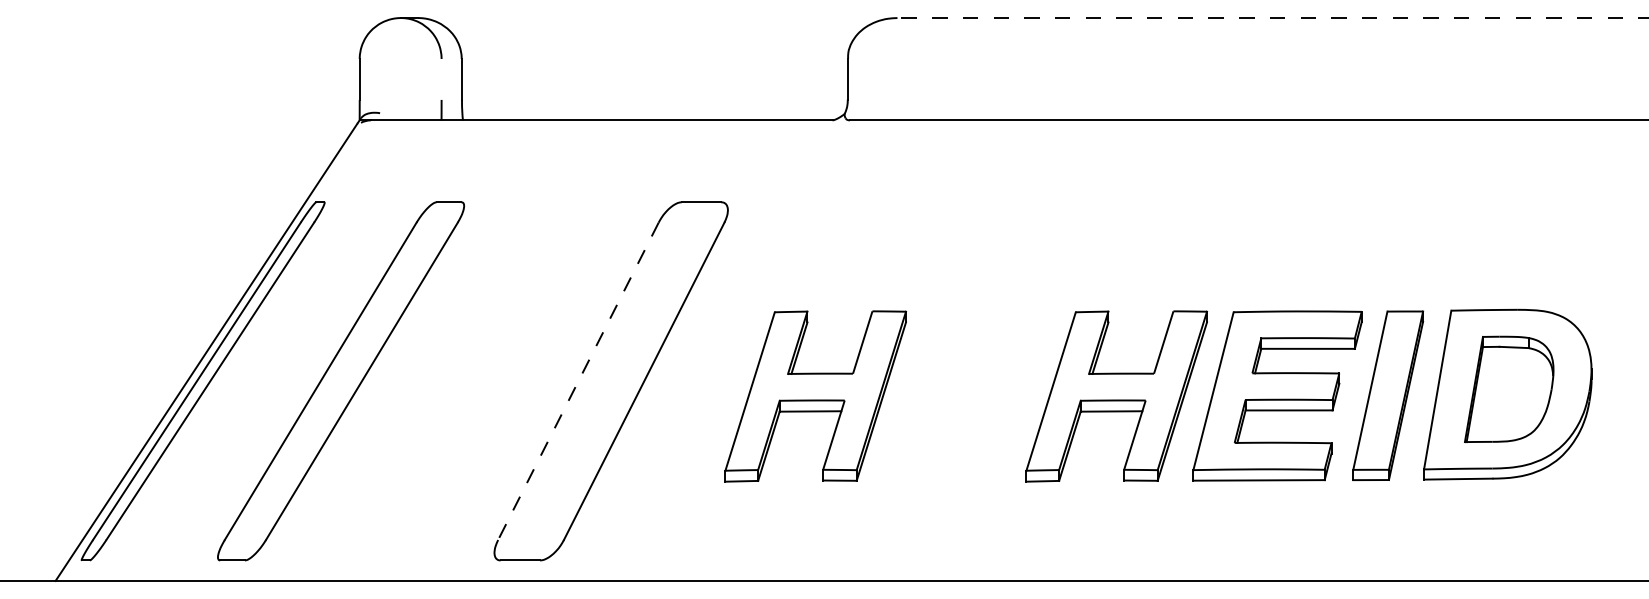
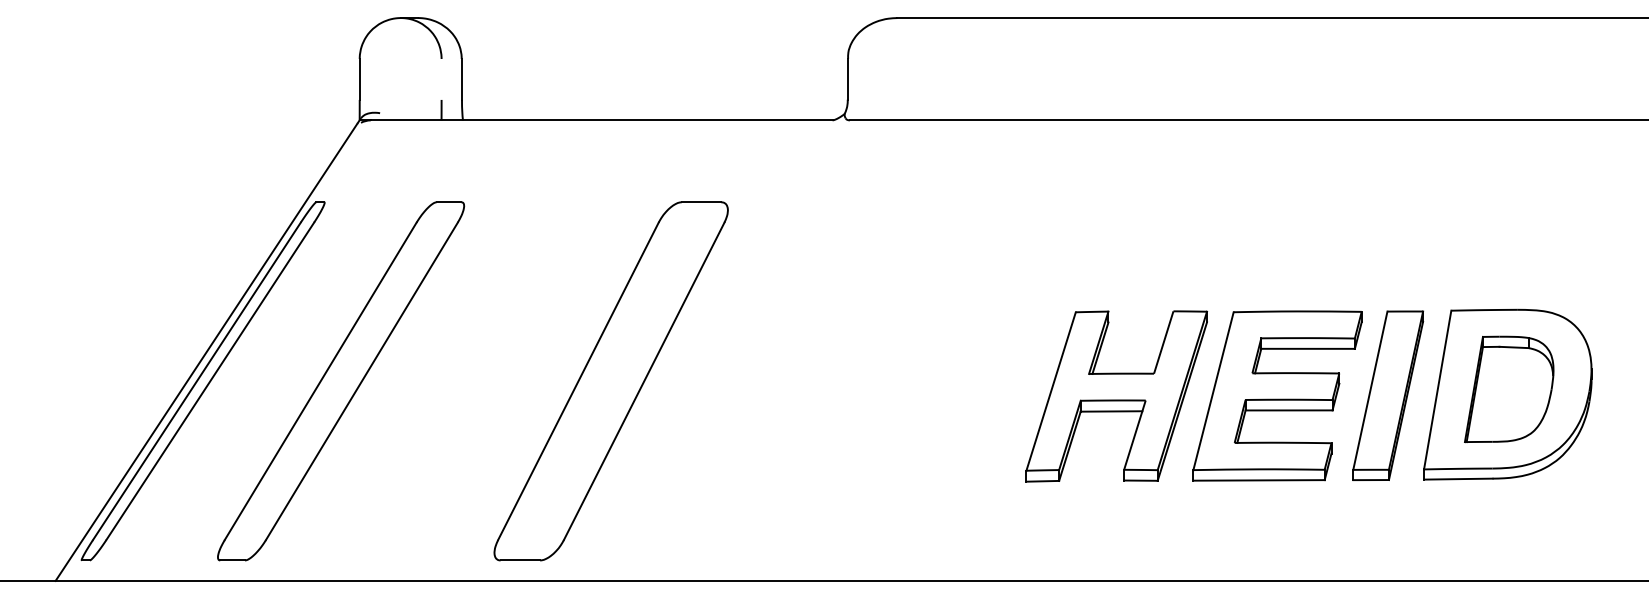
line: dashed -> solid (1272, 18)
line: dashed -> solid (578, 381)
part: present -> none (815, 396)
